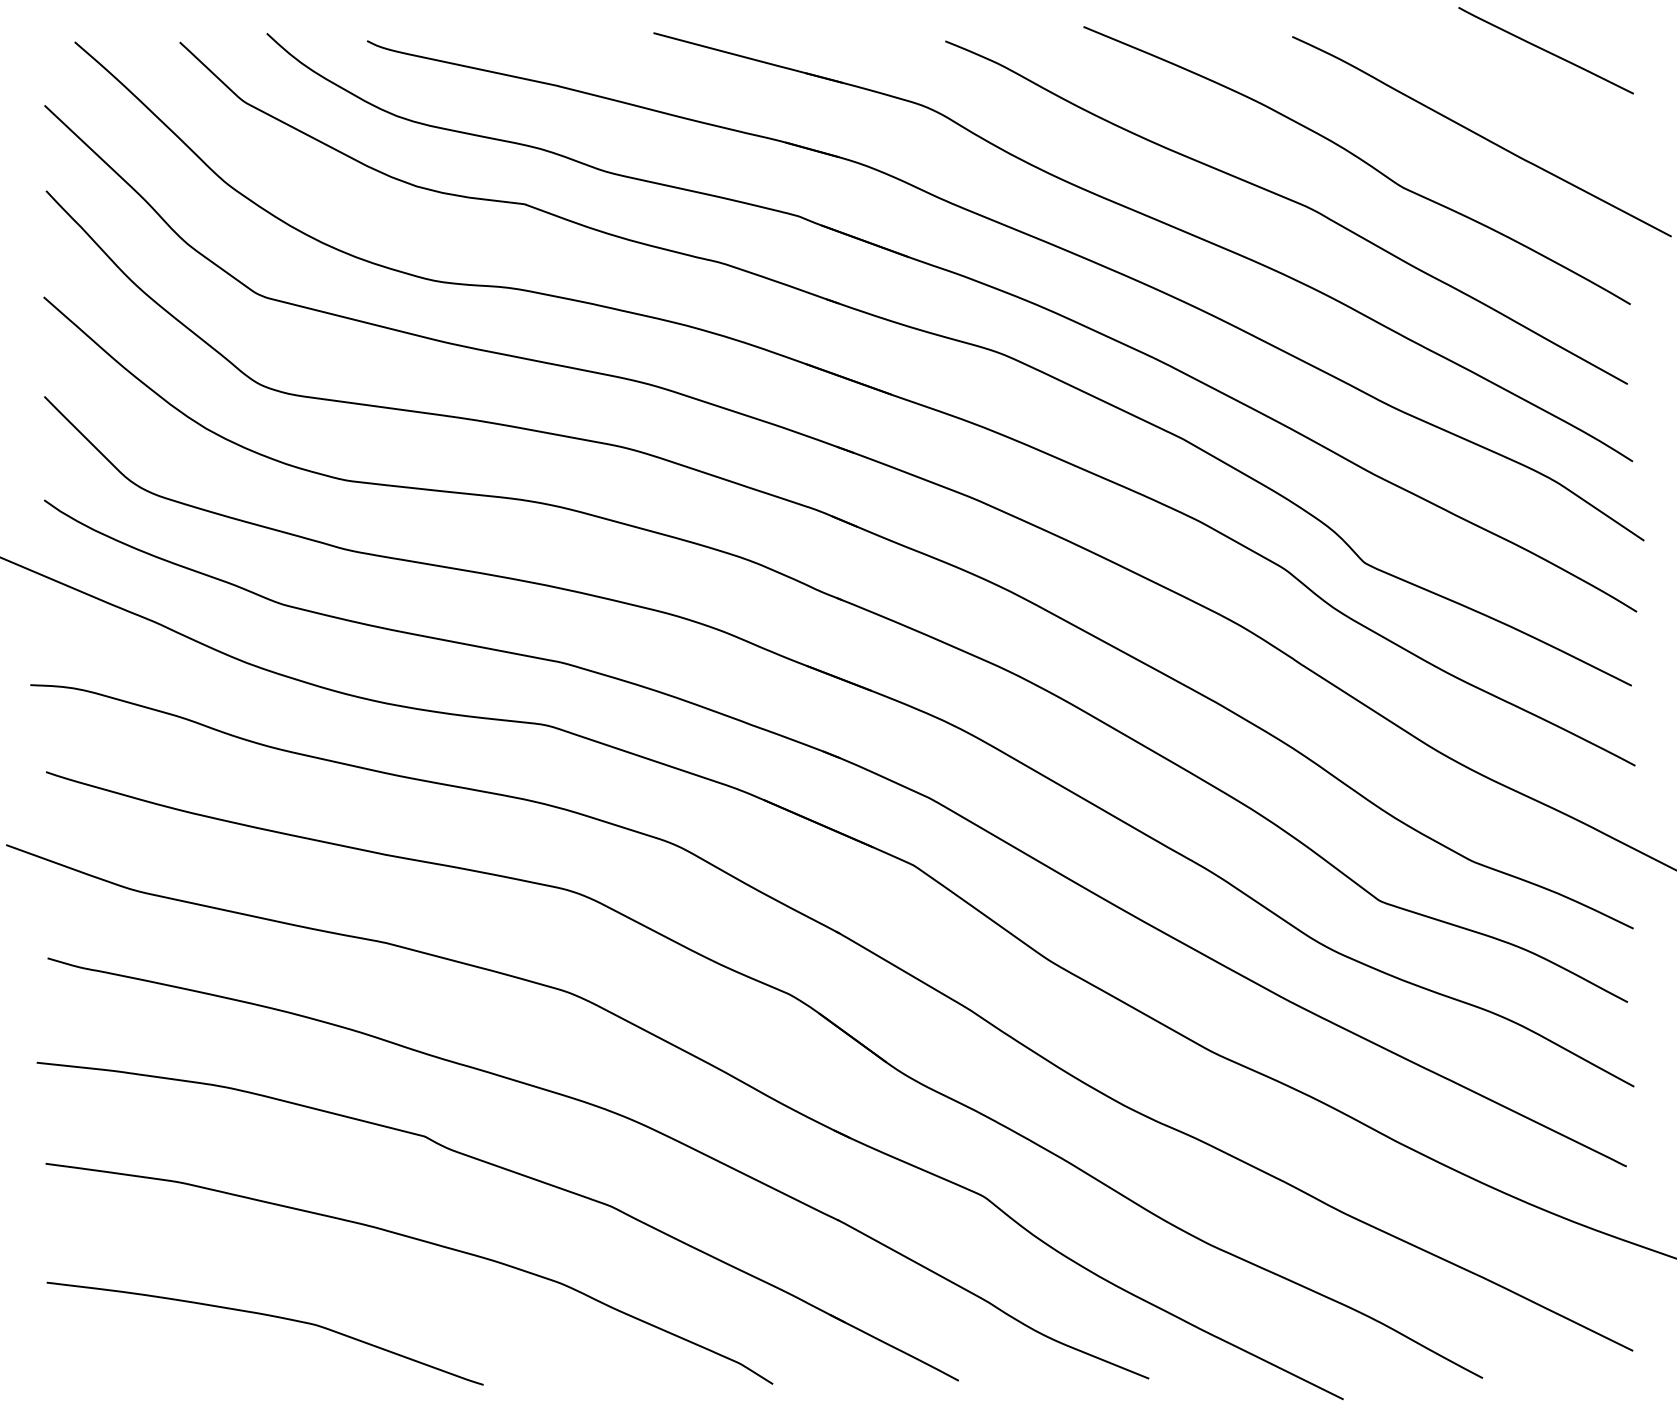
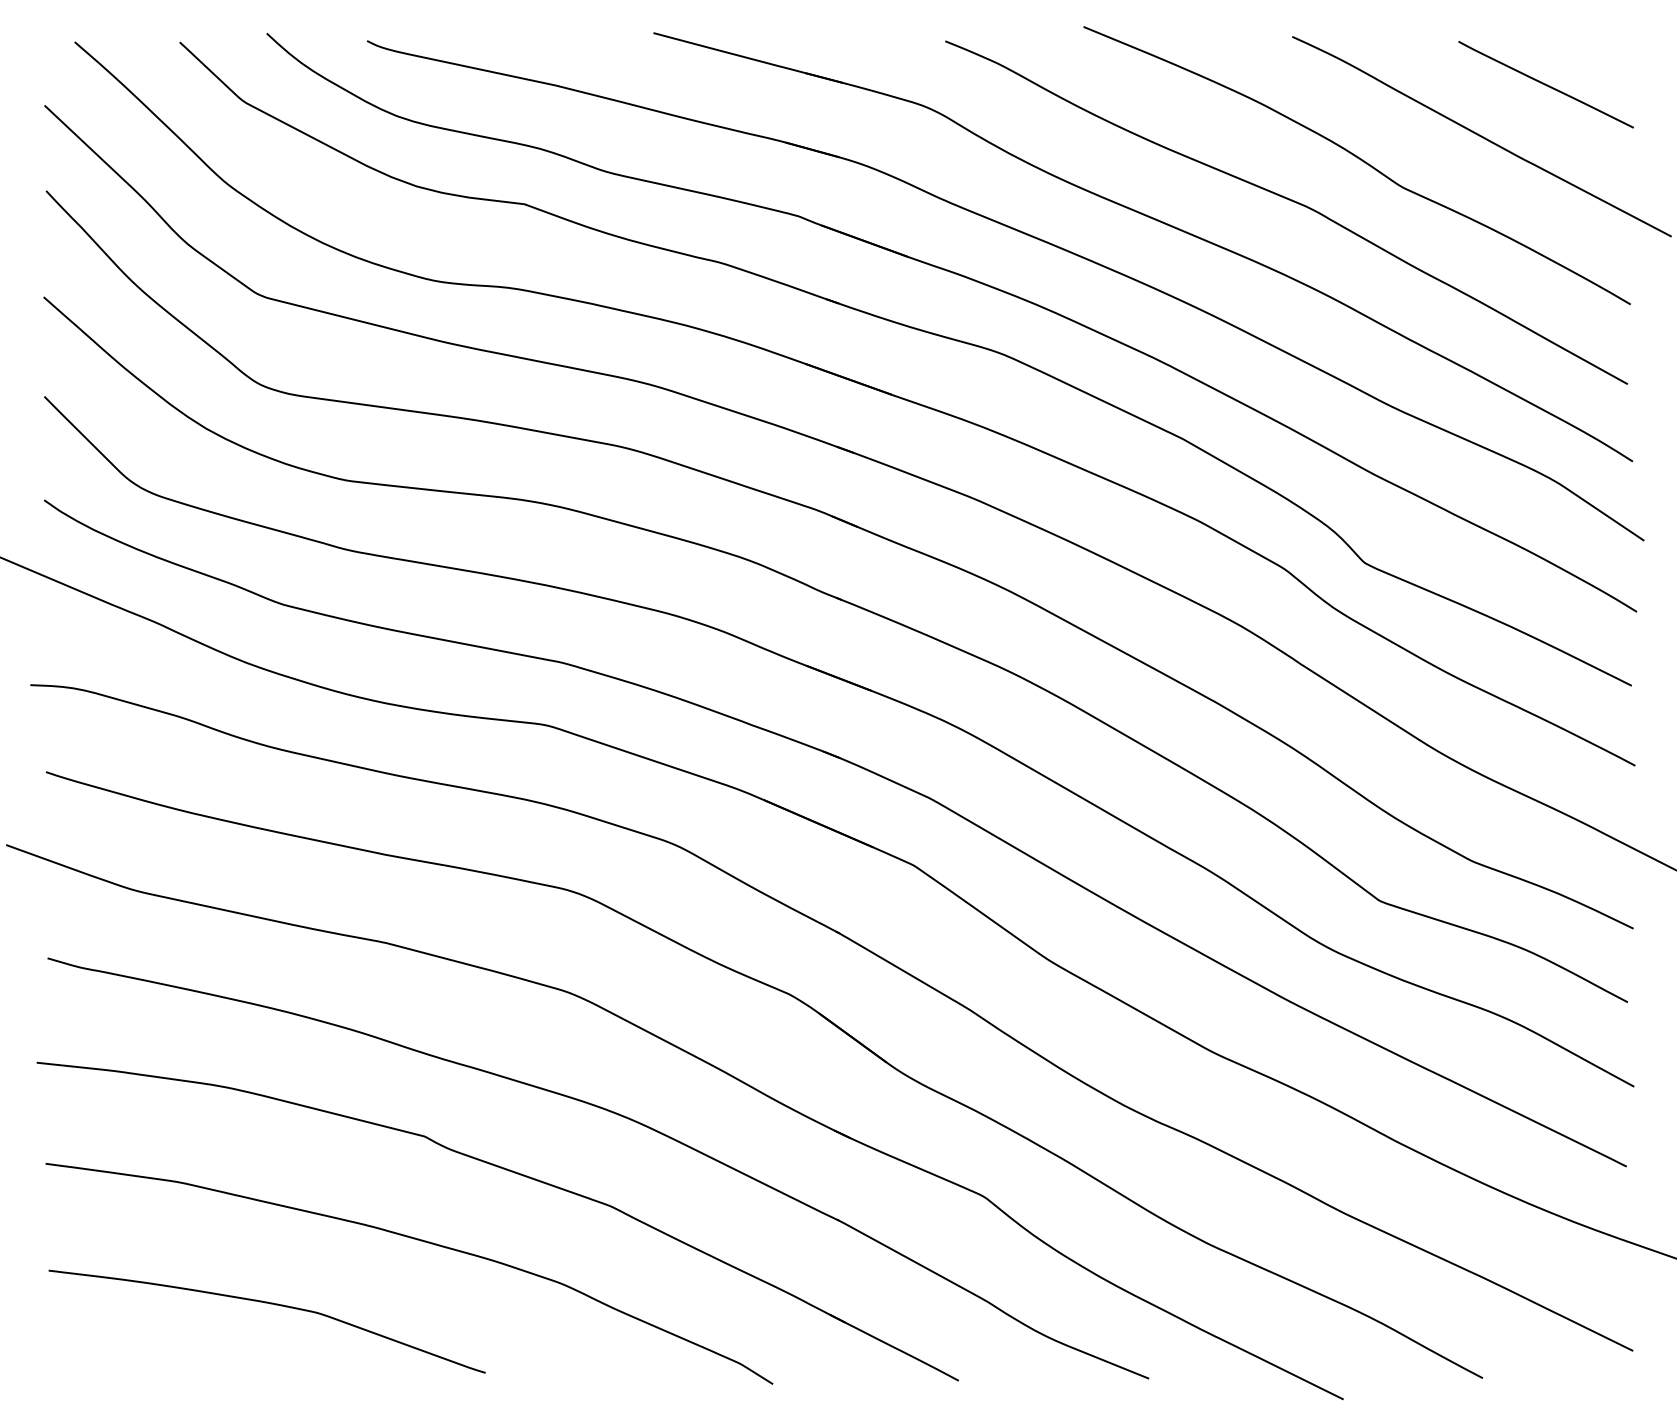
line position: (1545, 50) -> (1545, 84) (1545, 84)
curve position: (268, 1316) -> (270, 1304) (270, 1304)
